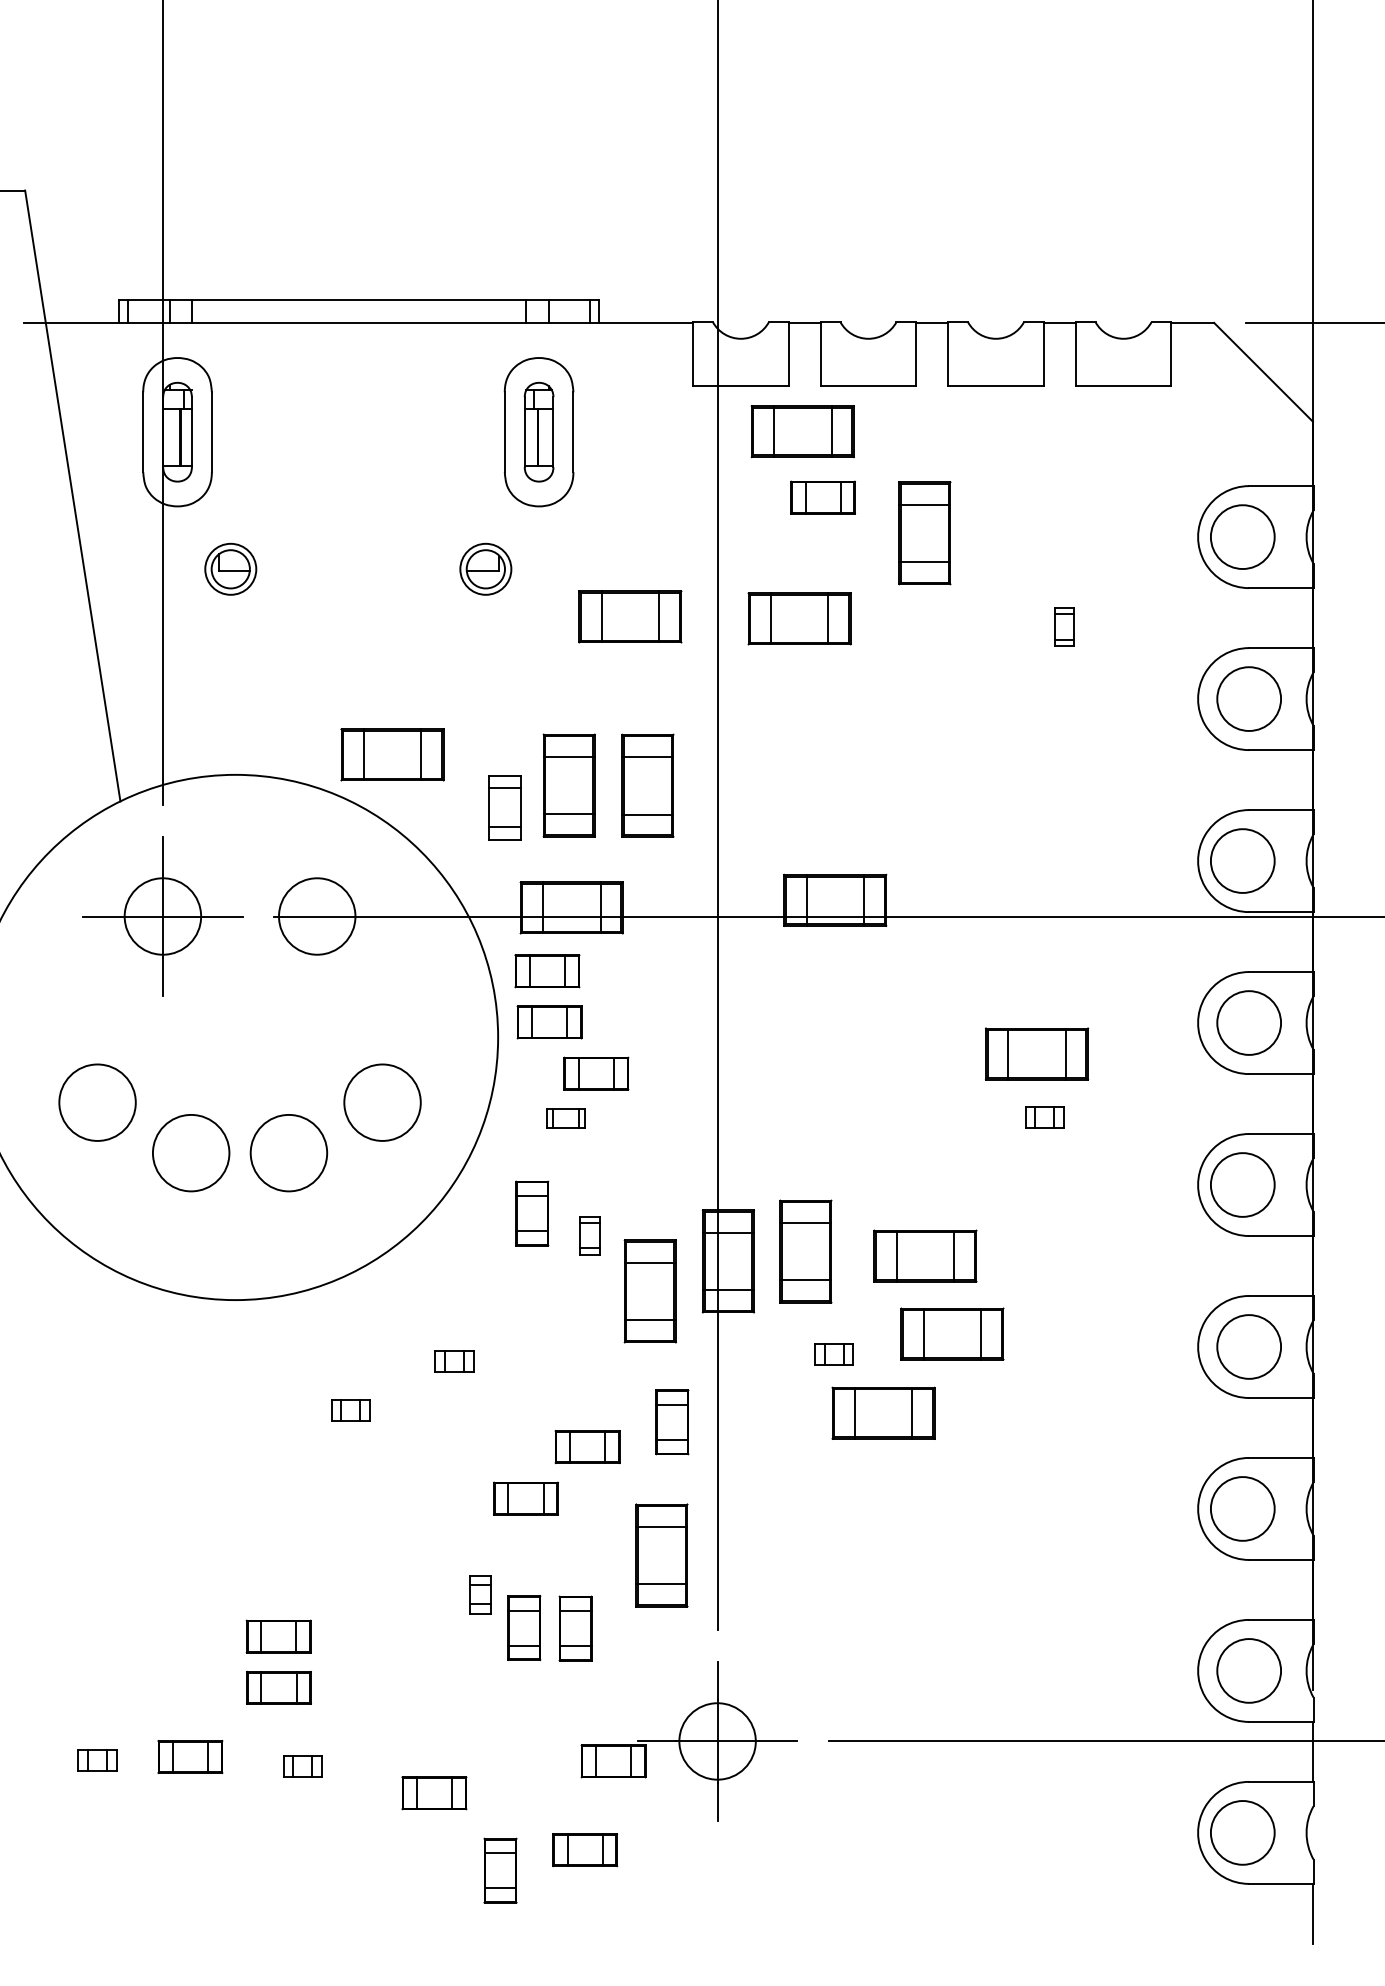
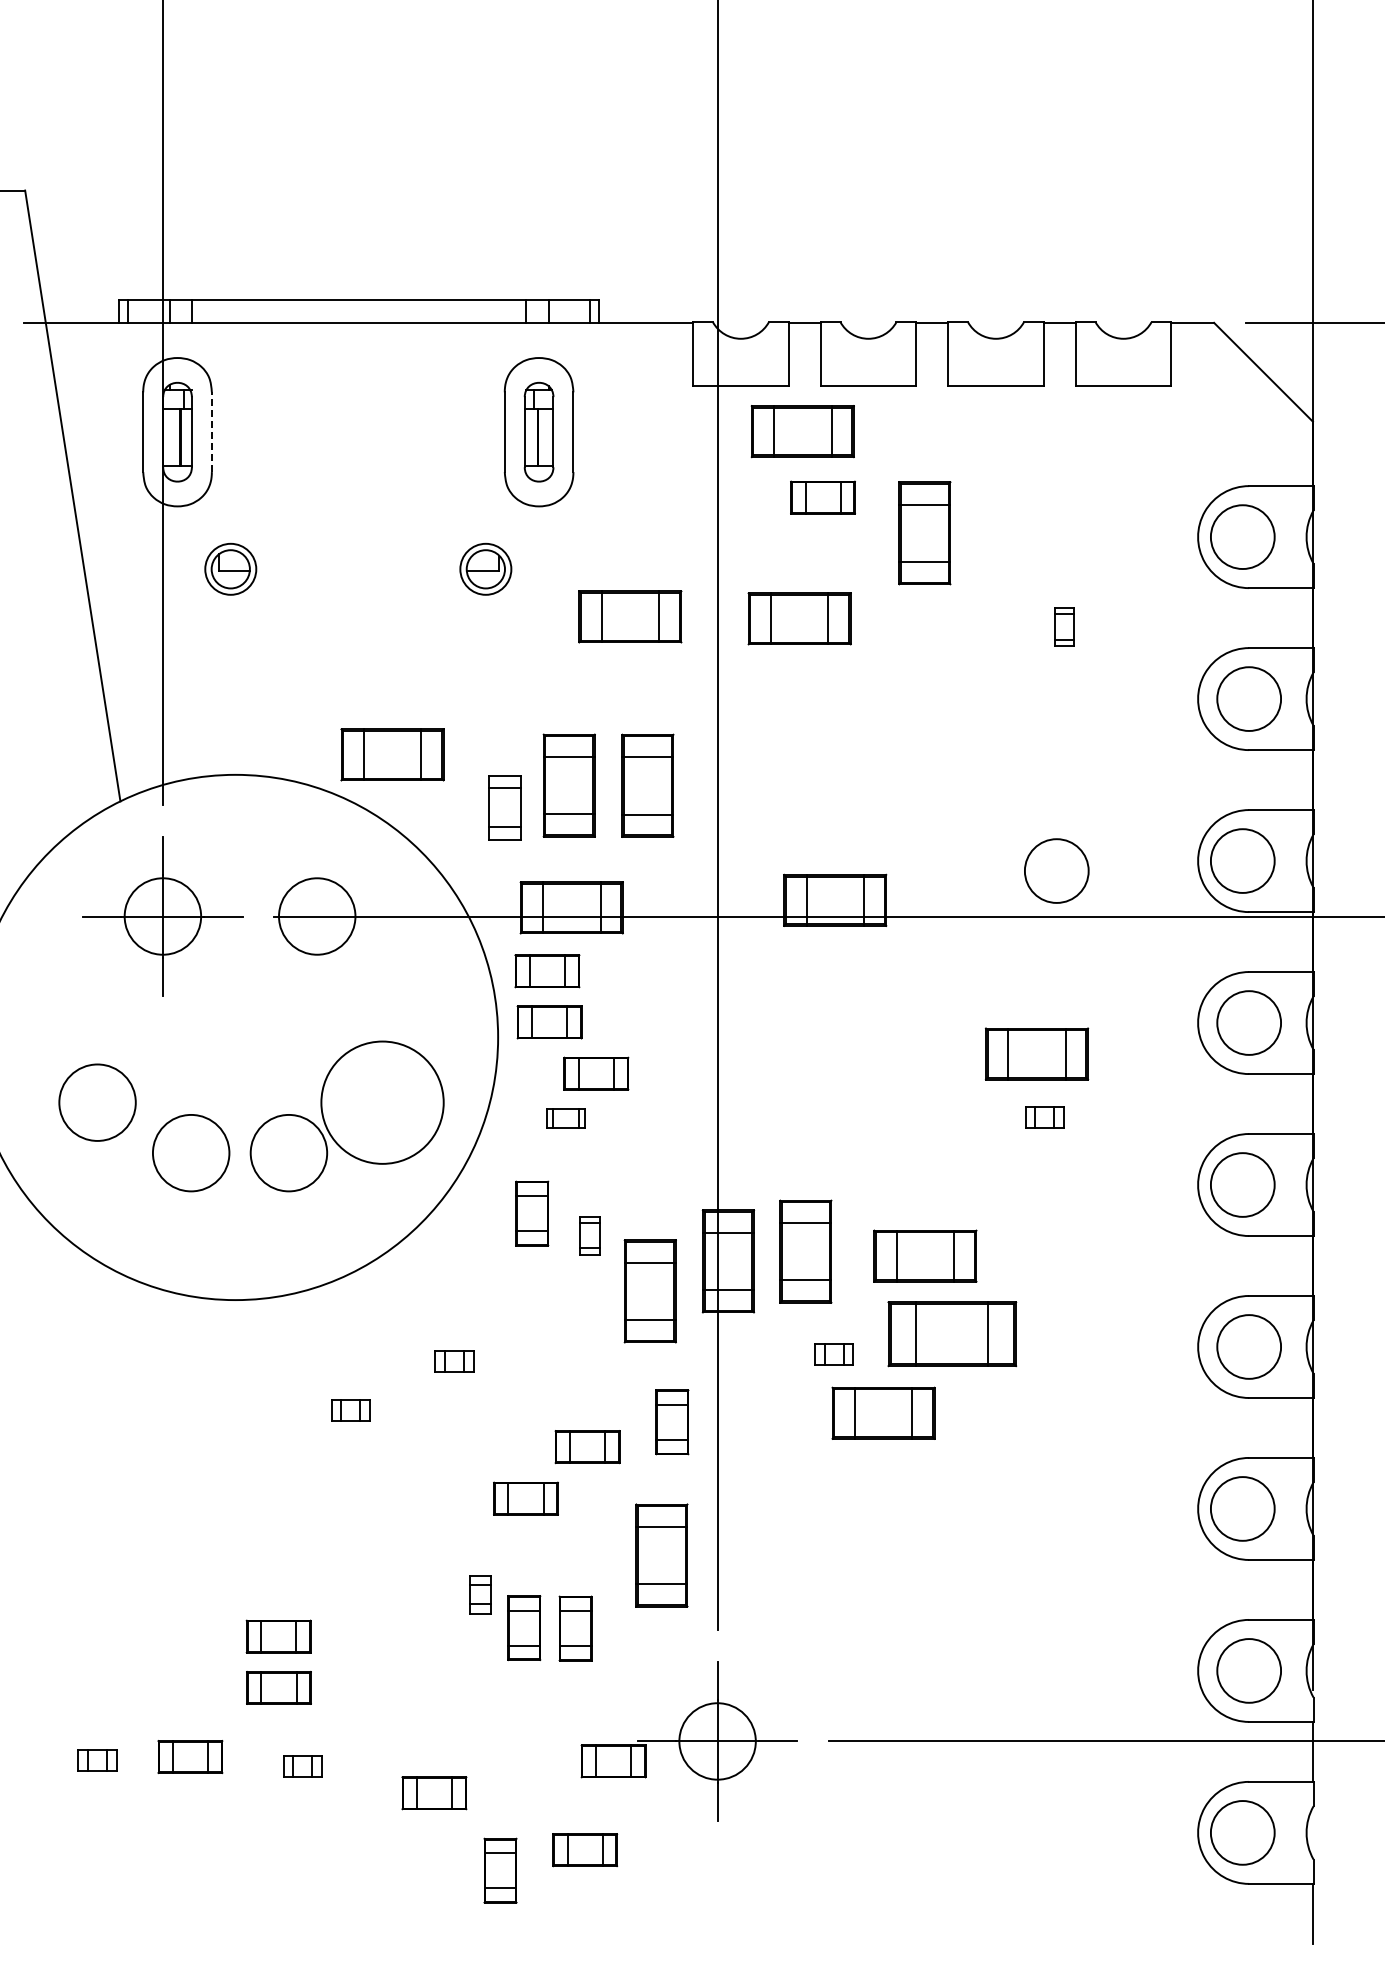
line: solid -> dashed (211, 432)
circle: none -> present (1056, 870)
circle diameter: 76 px -> 122 px (382, 1102)
part size: 105x54 px -> 131x67 px (952, 1334)
